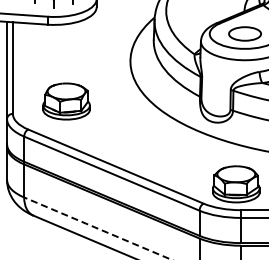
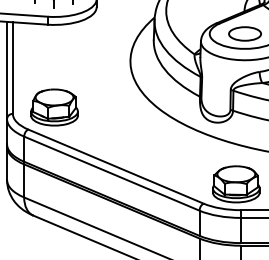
part position: (66, 101) -> (54, 107) (54, 107)
line: dashed -> solid (97, 228)
